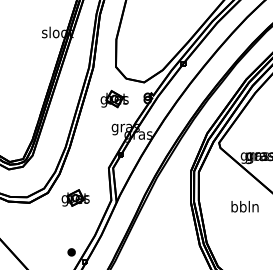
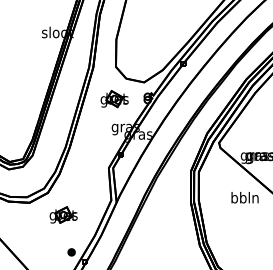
part position: (75, 197) -> (63, 214) (63, 214)
text position: (244, 206) -> (244, 197) (244, 197)
